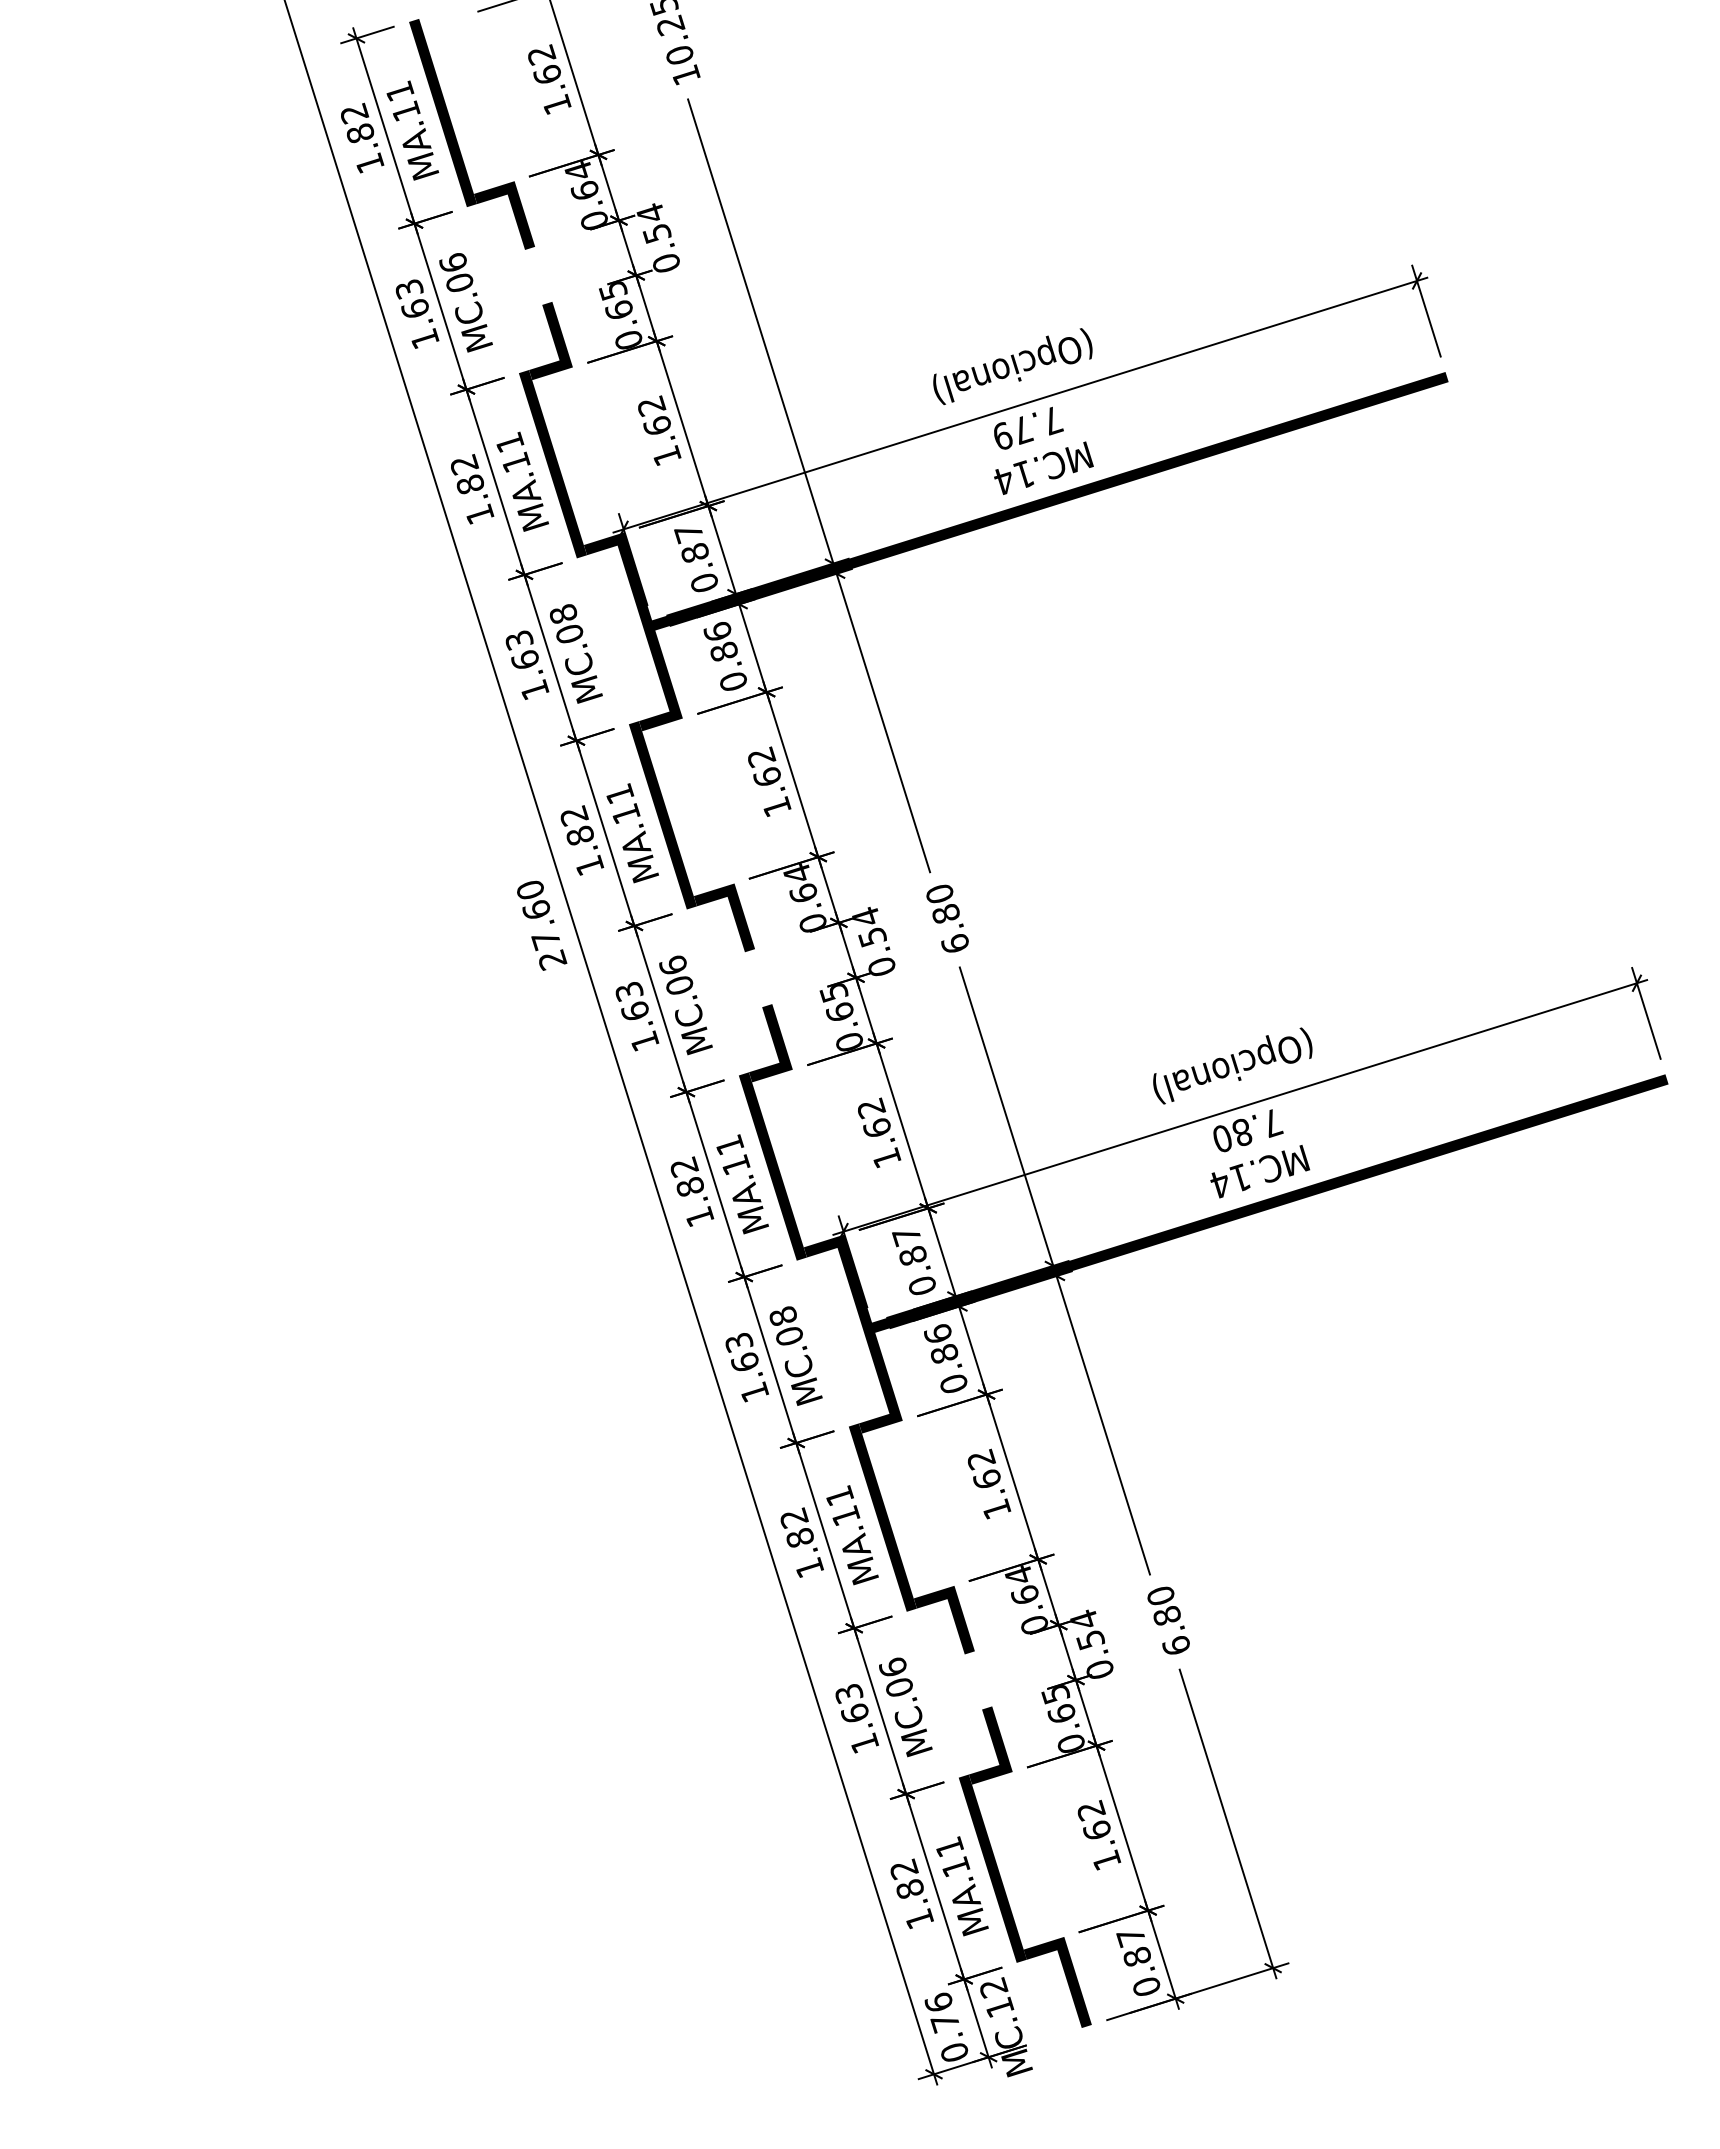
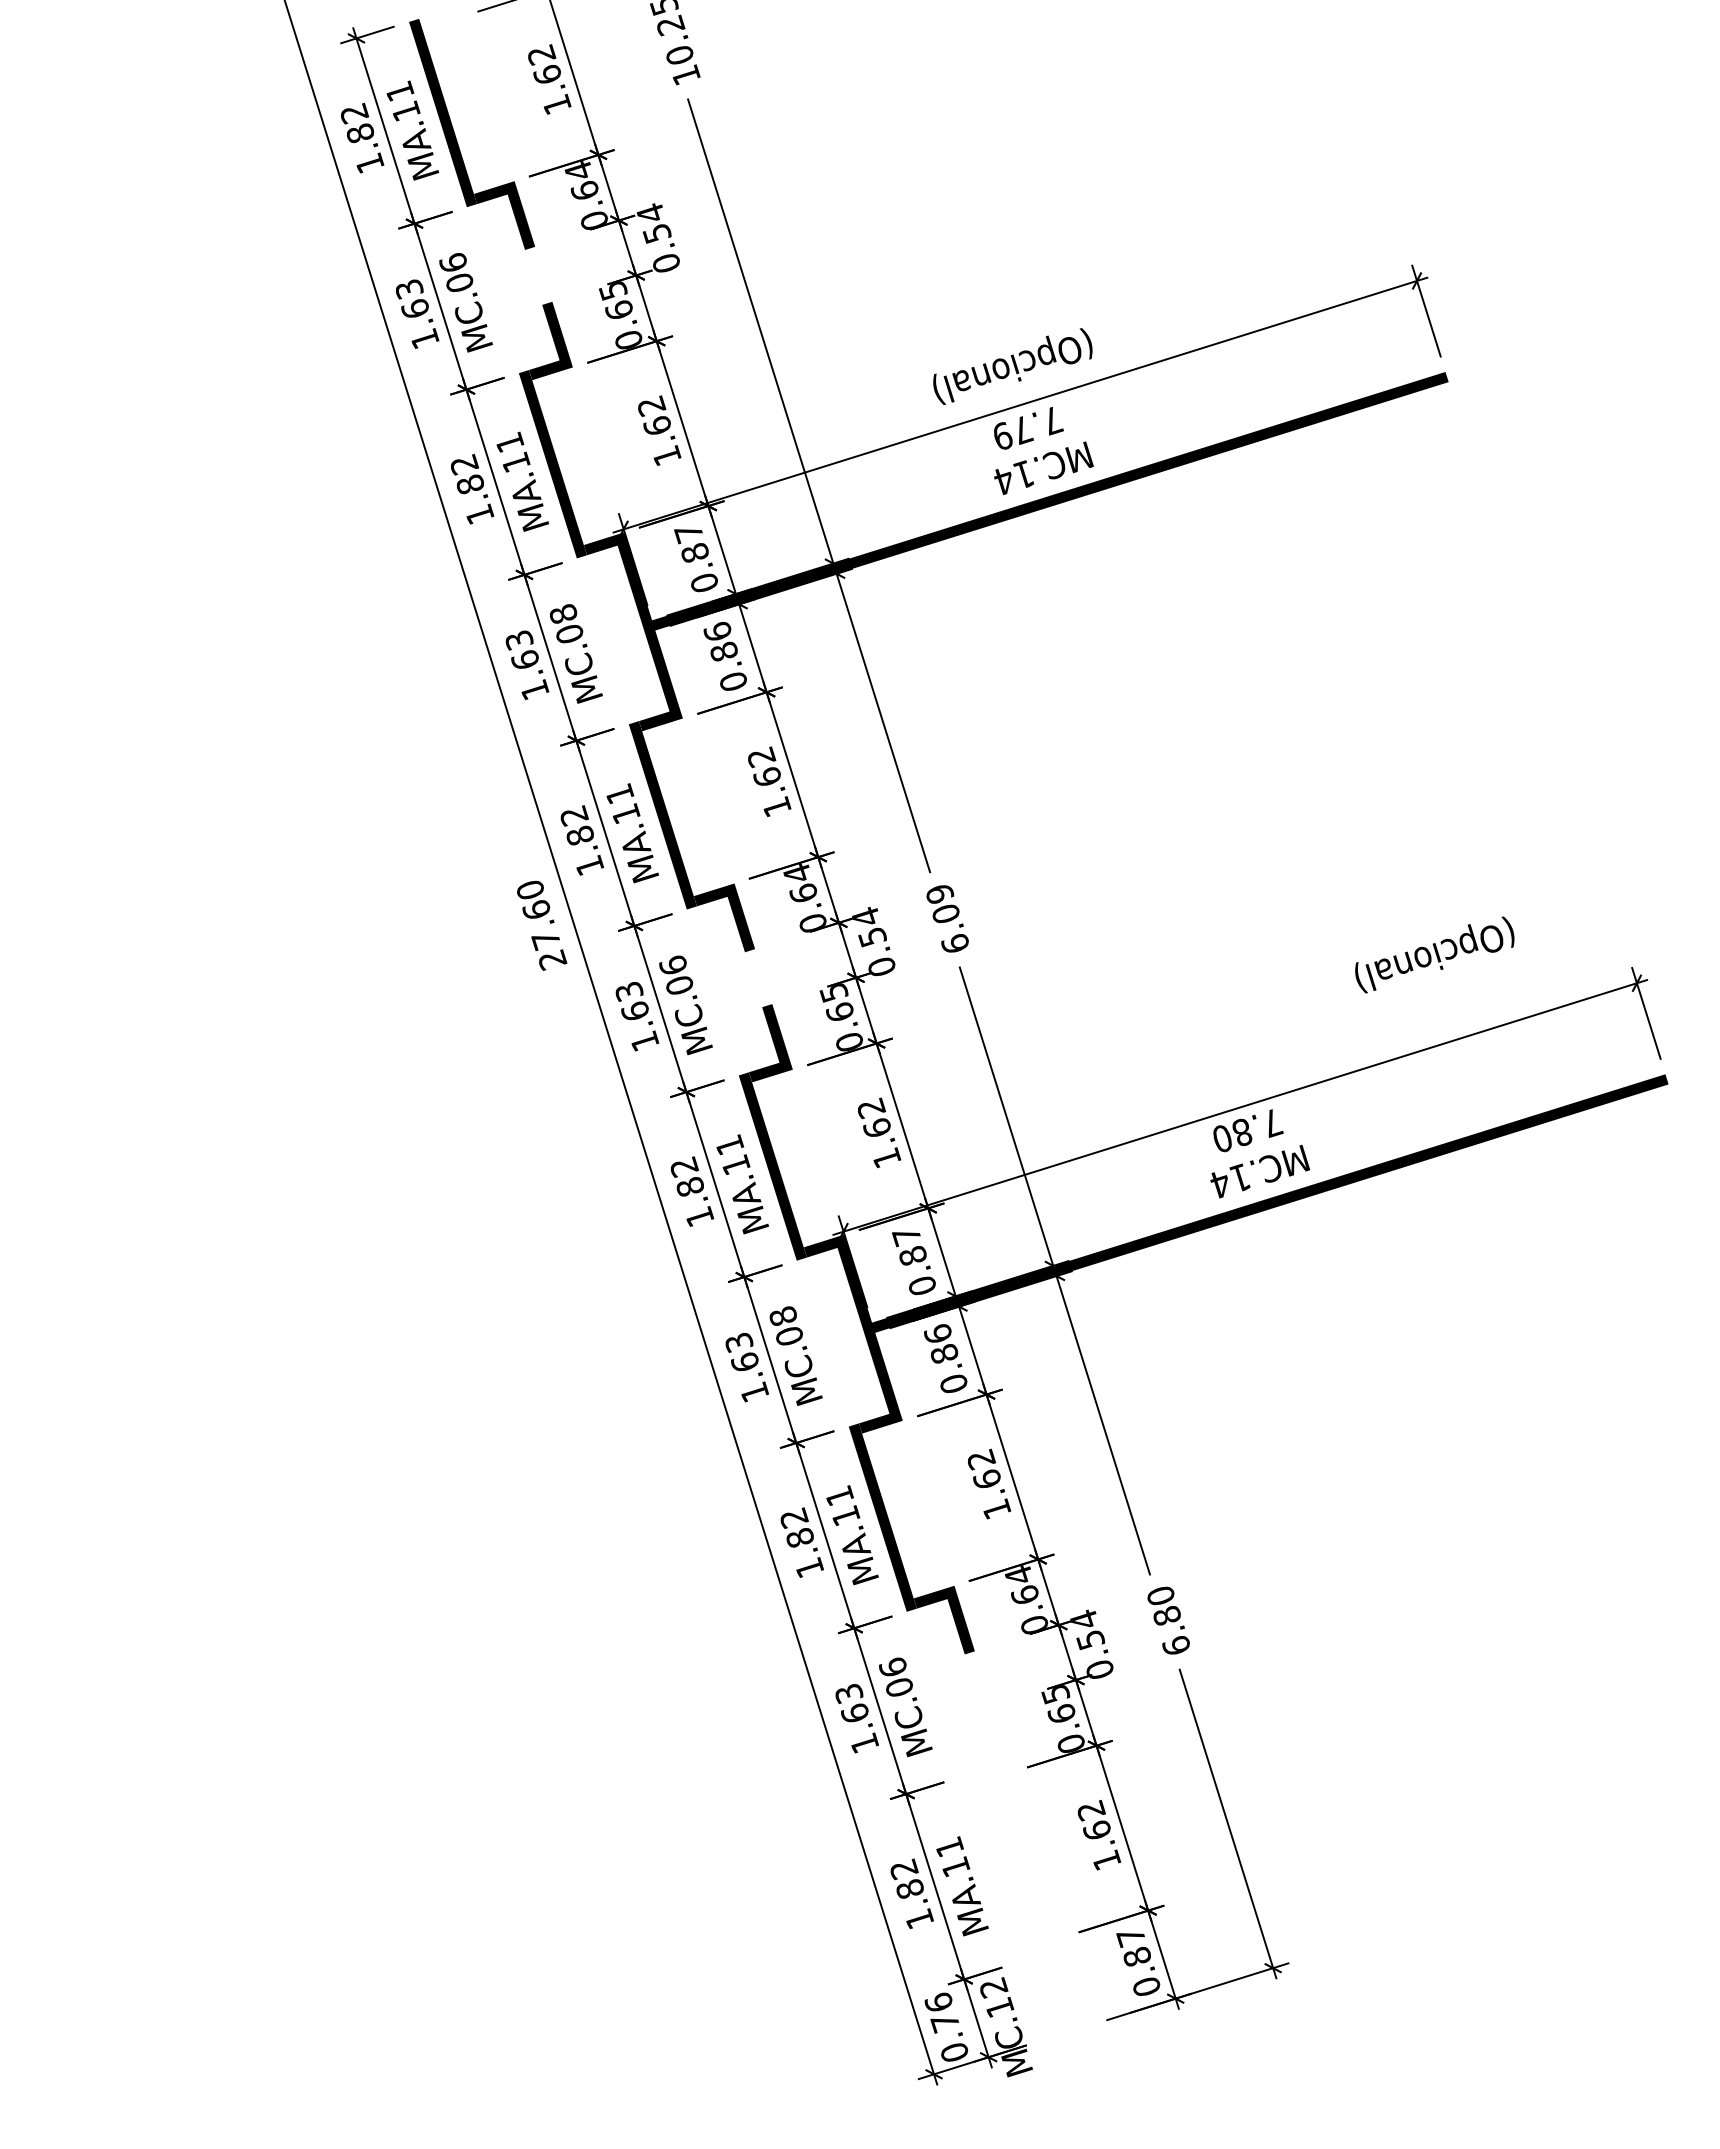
text: 6.80 -> 6.09 (942, 903)
text position: (1232, 1065) -> (1434, 954) (1434, 954)
part: present -> none (1000, 1874)
